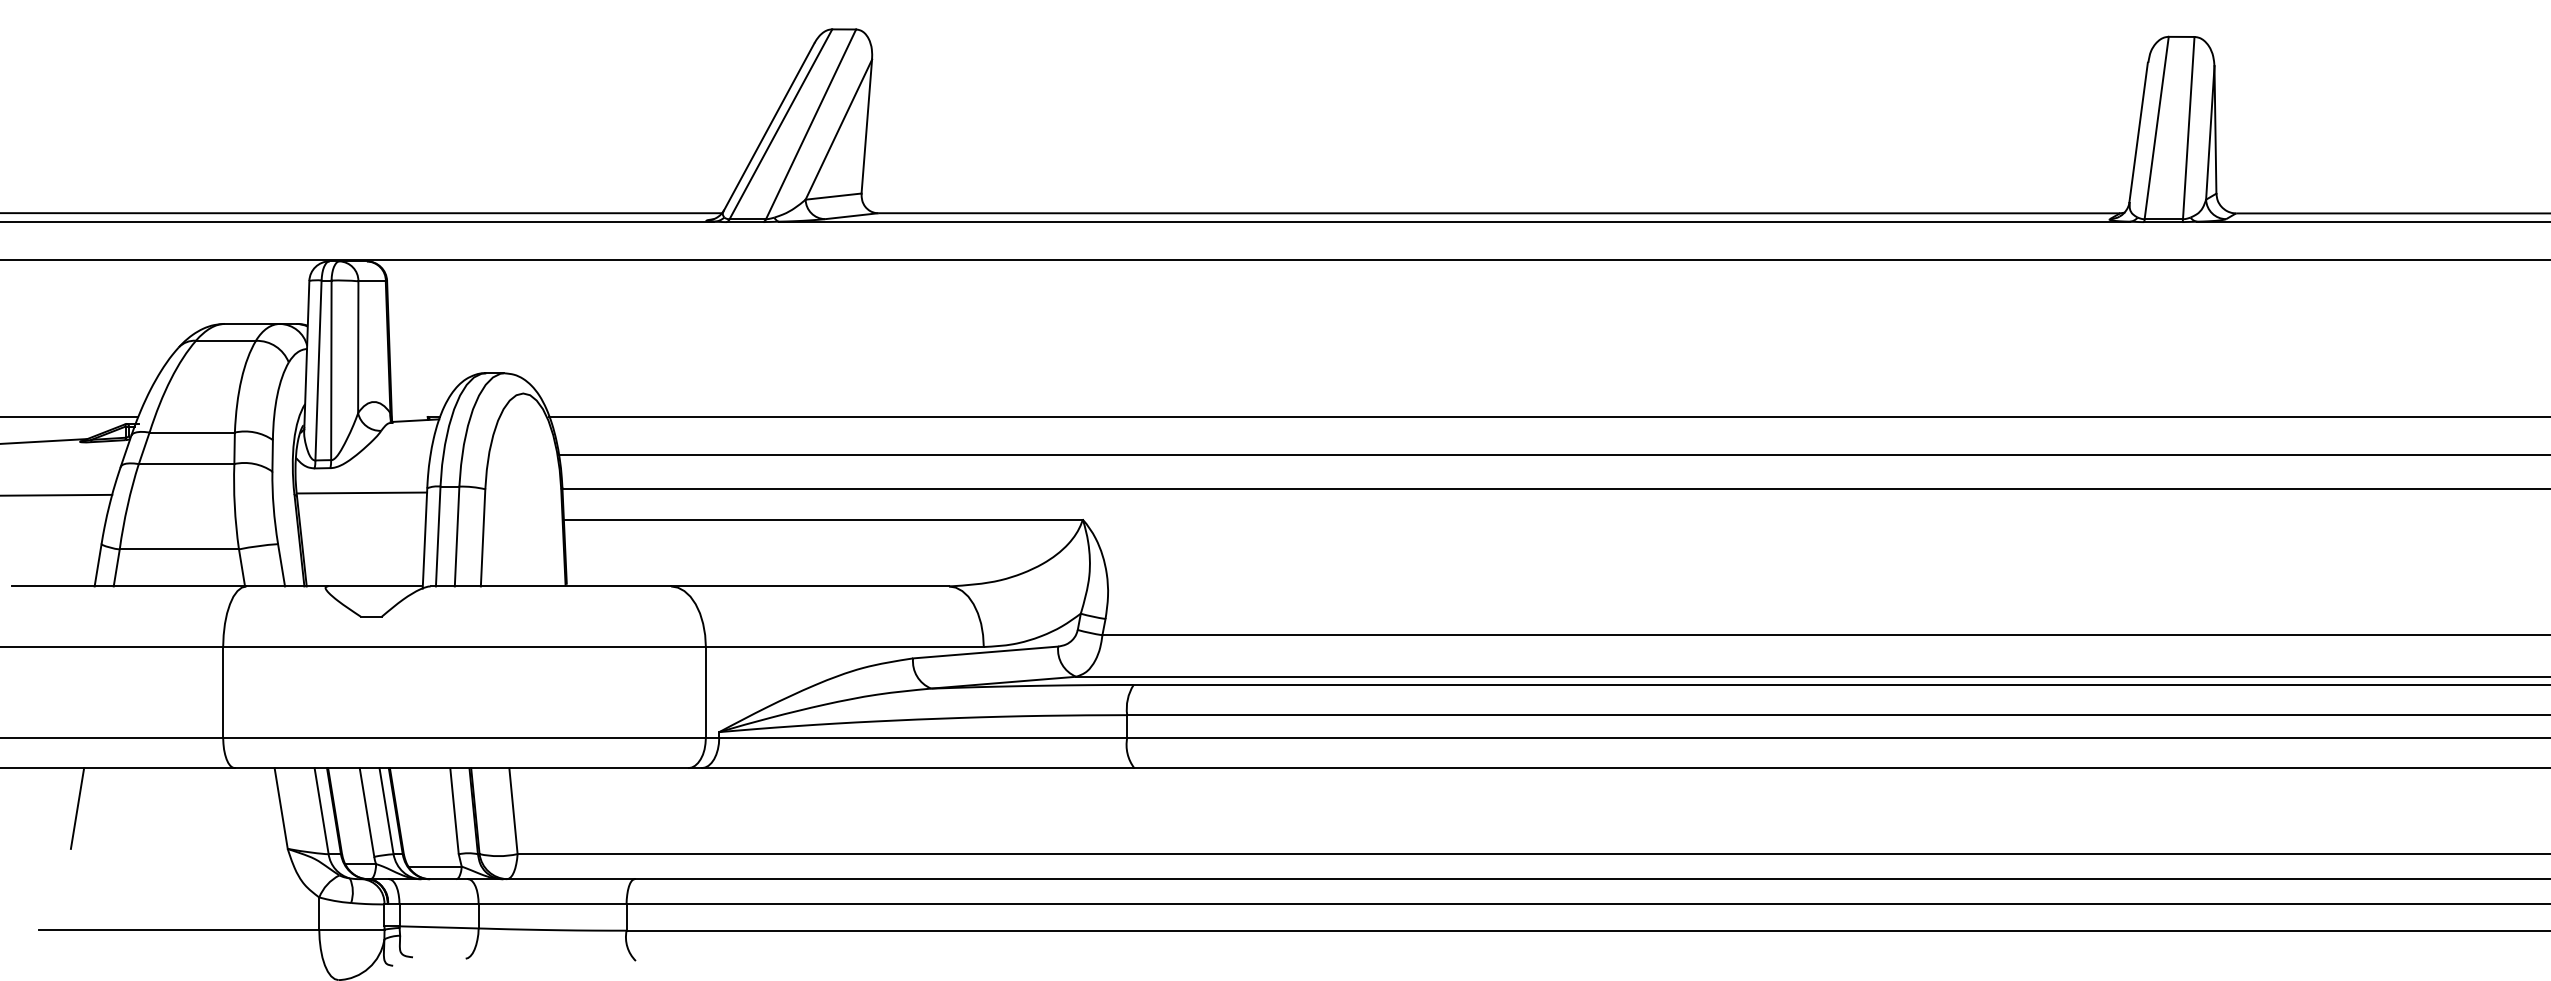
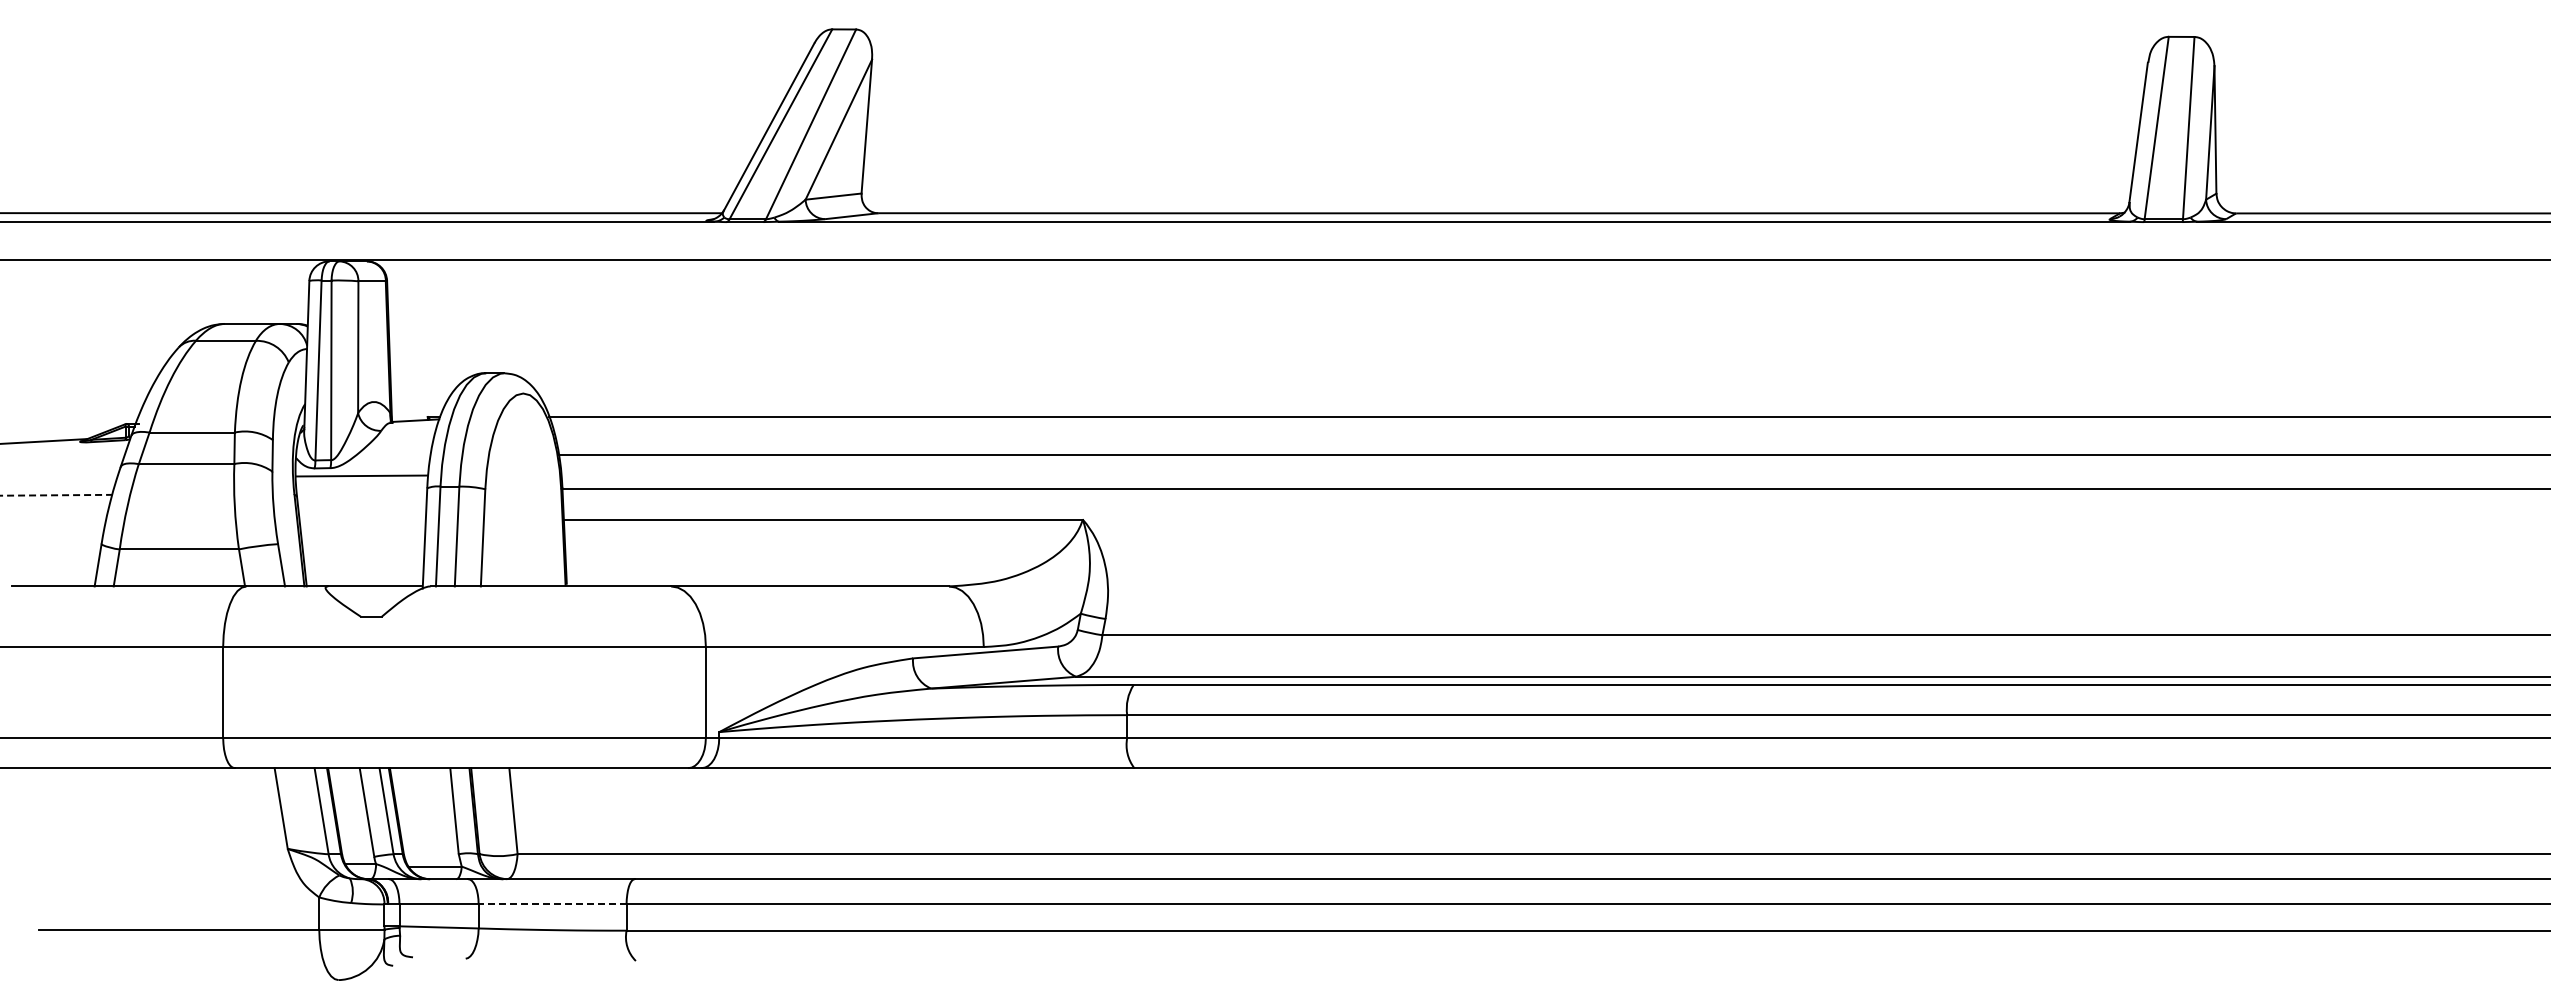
line: present -> none (69, 416)
line position: (361, 492) -> (361, 475) (361, 475)
line: solid -> dashed (56, 495)
line: present -> none (77, 808)
line: solid -> dashed (552, 904)
